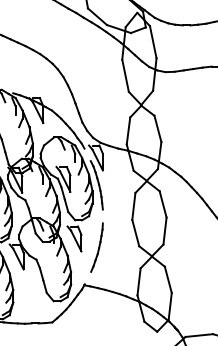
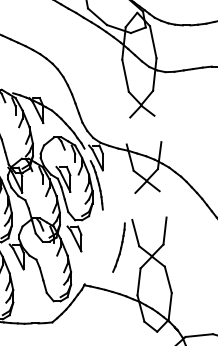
line: present -> none (157, 128)
line: present -> none (128, 130)
line: present -> none (162, 204)
line: present -> none (133, 205)
part position: (96, 247) -> (118, 247) (118, 247)
